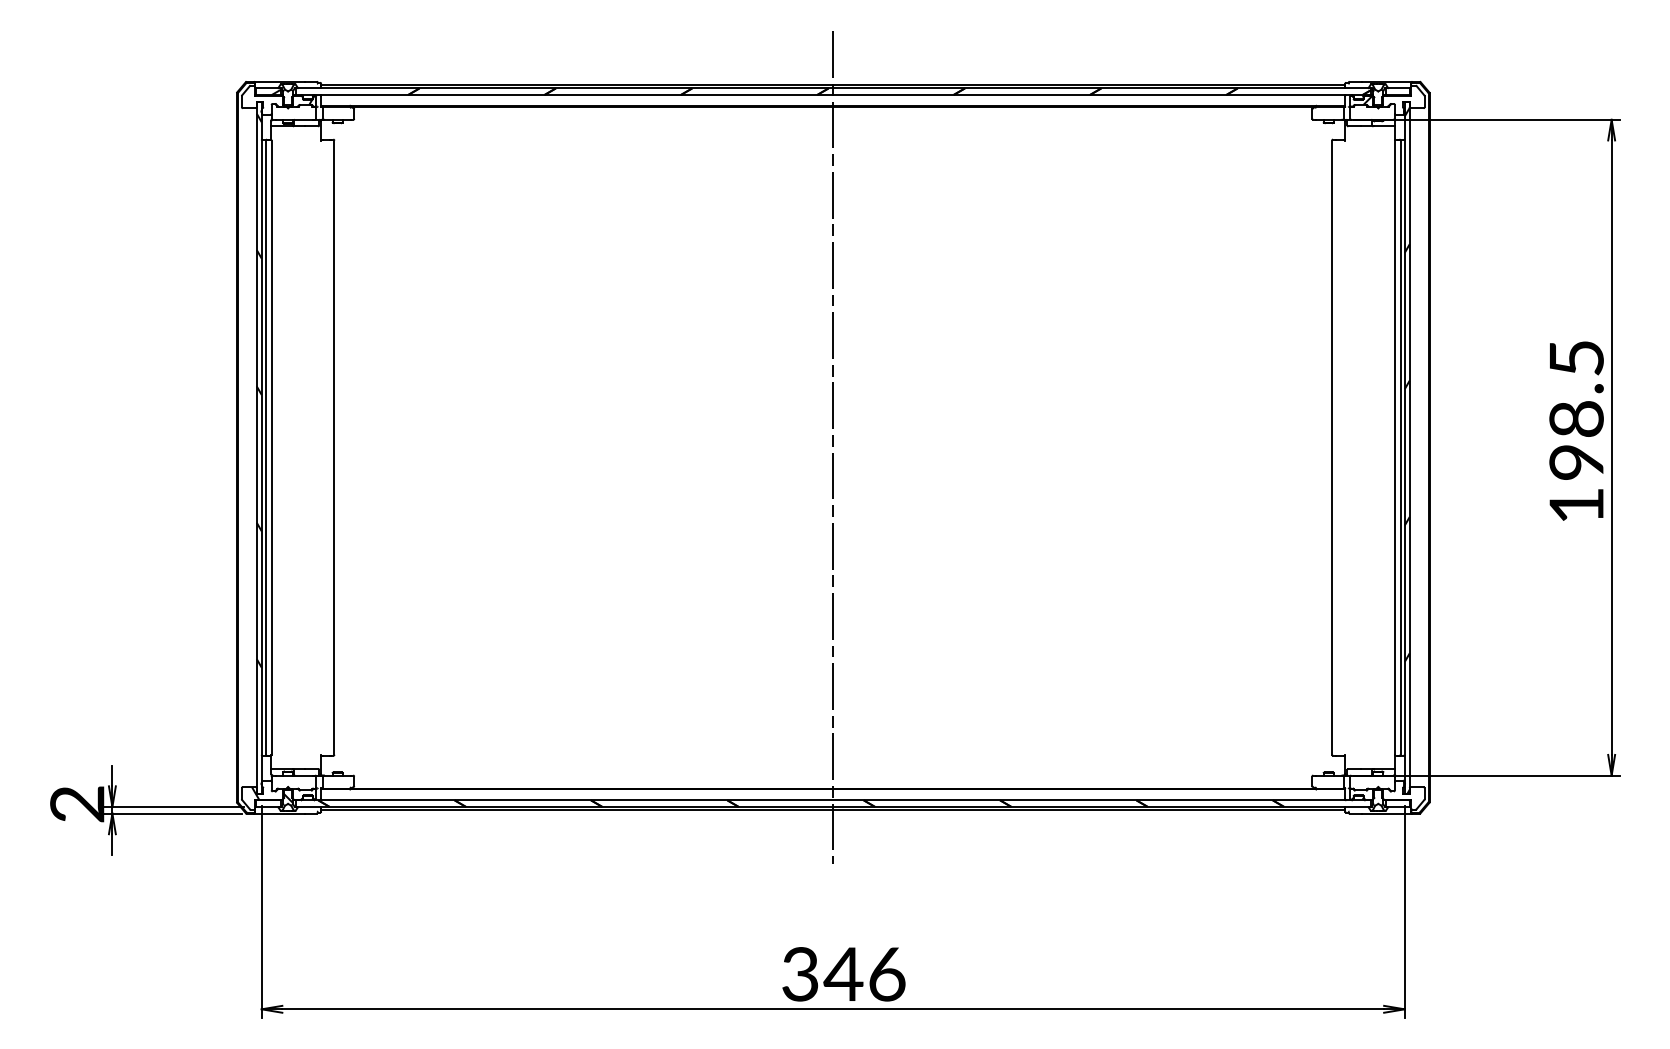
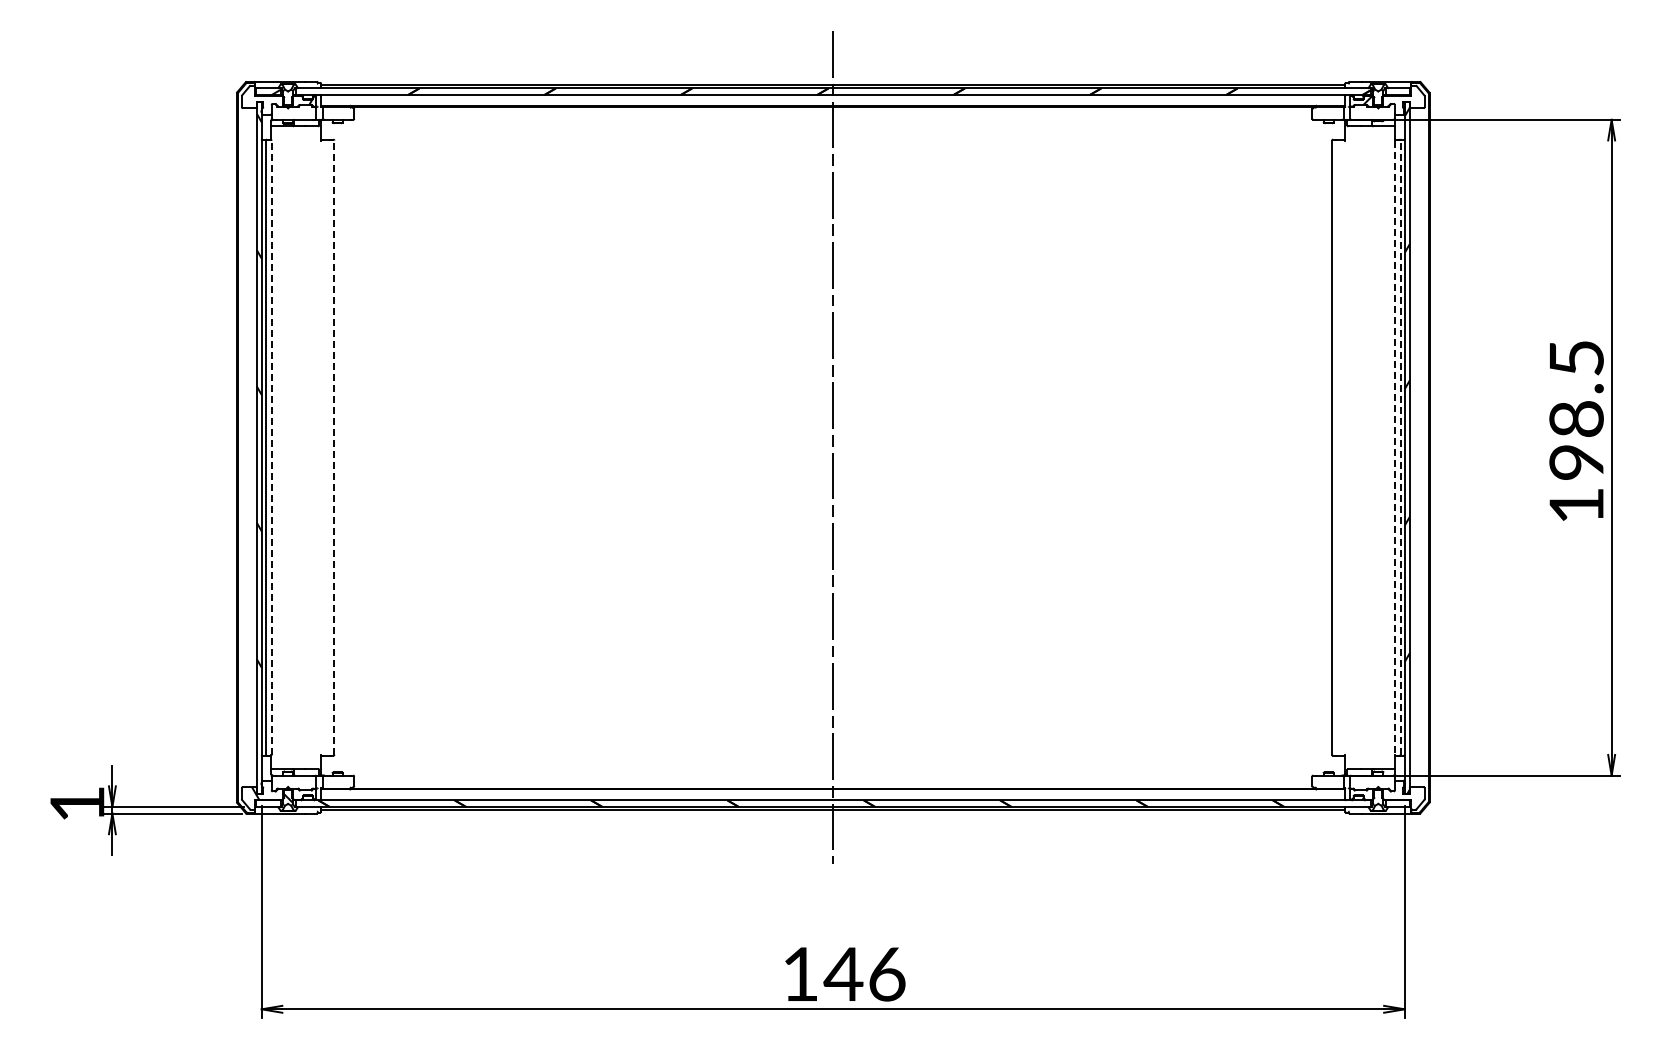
line: solid -> dashed (271, 447)
line: solid -> dashed (334, 447)
line: solid -> dashed (1400, 447)
line: solid -> dashed (1394, 448)
text: 2 -> 1 (77, 804)
text: 346 -> 146 (800, 974)
